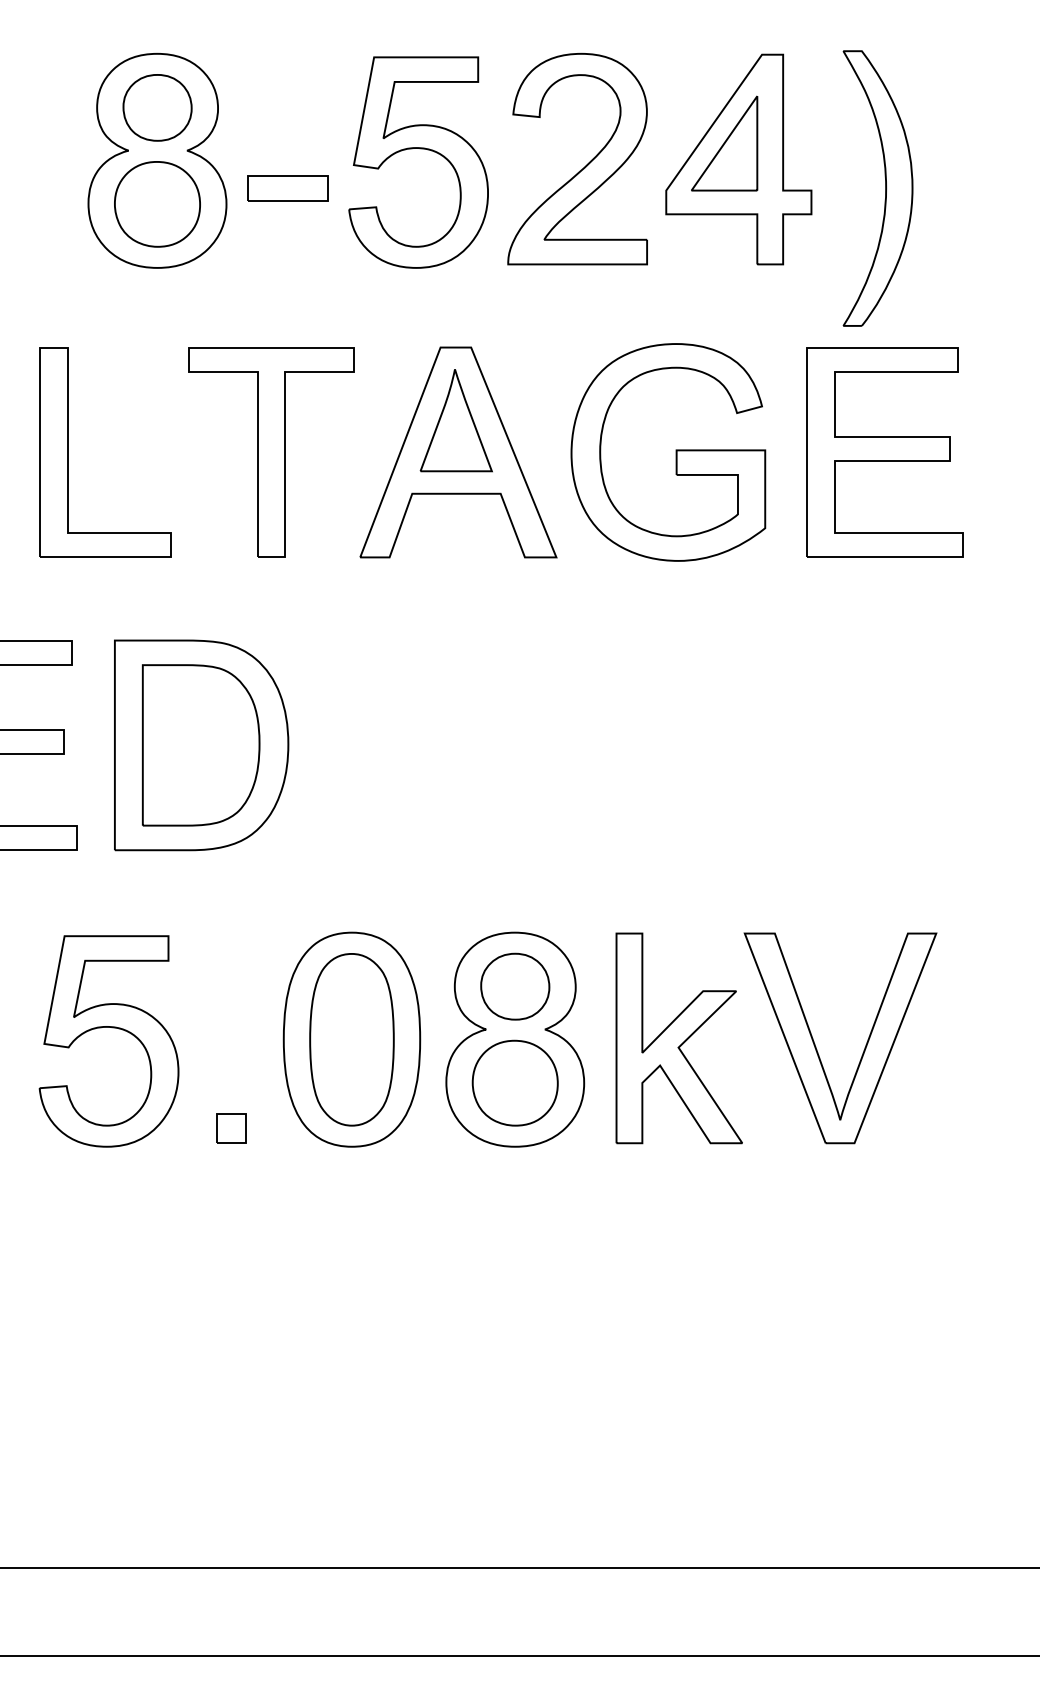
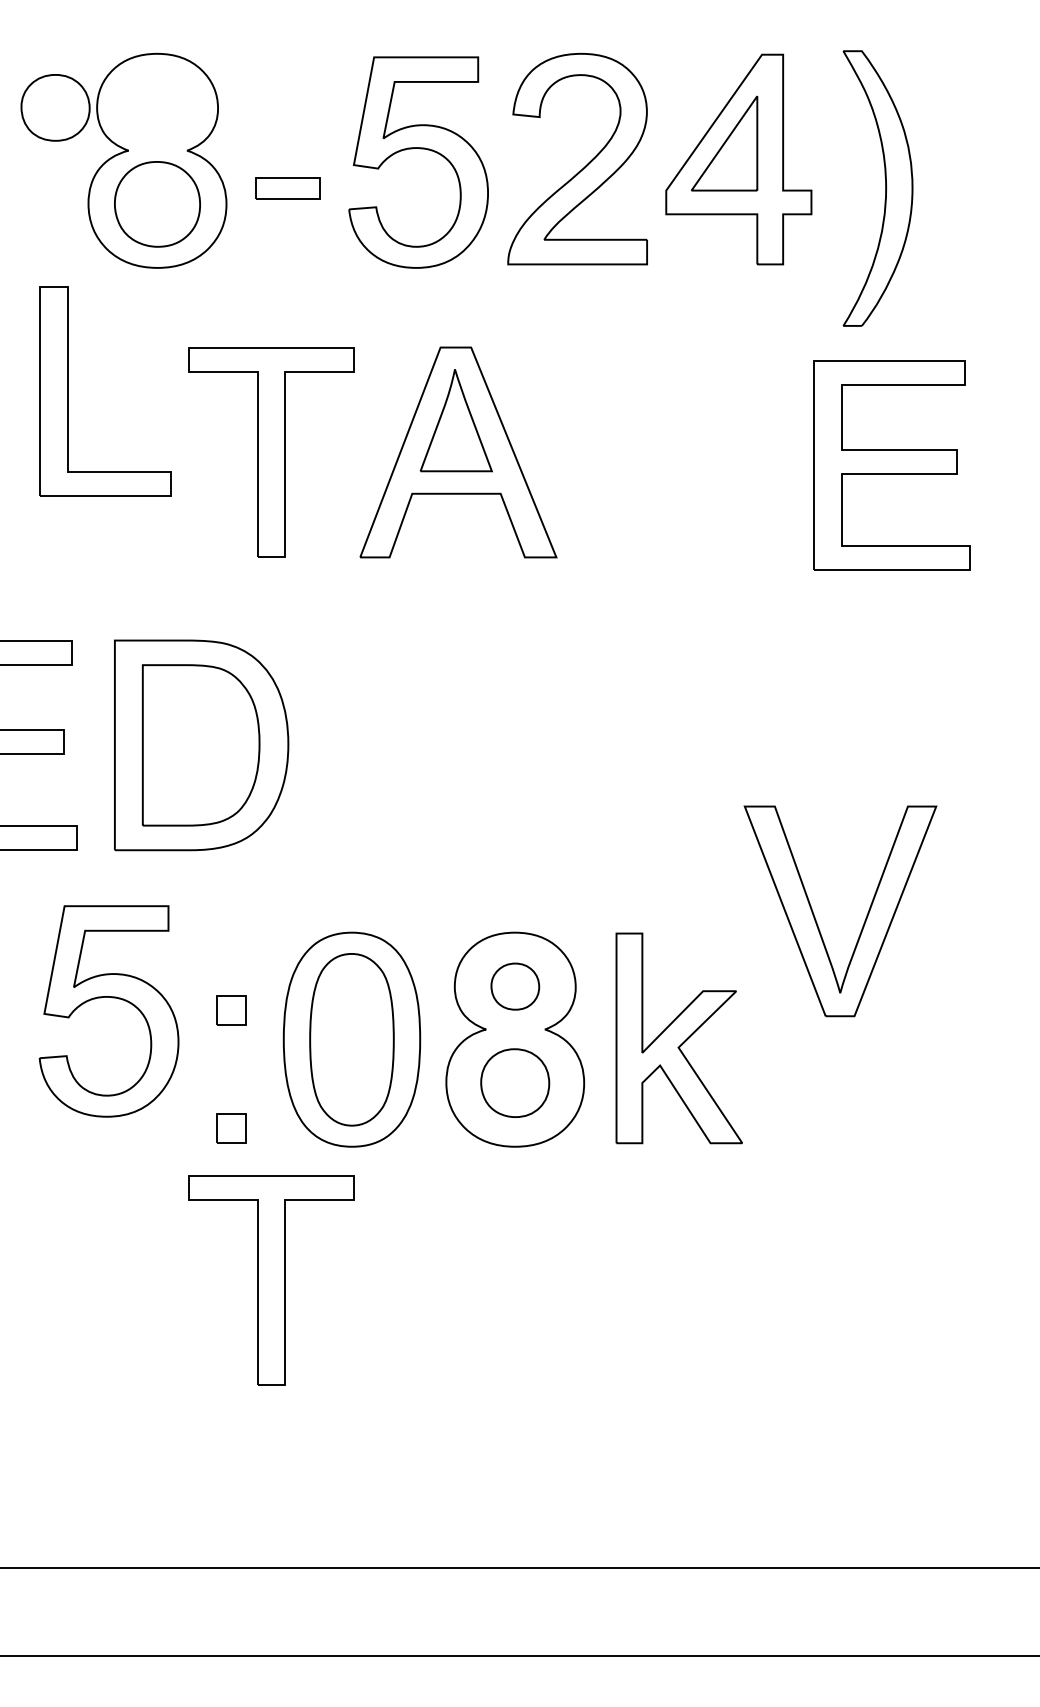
part position: (157, 107) -> (55, 107) (55, 107)
part size: 82x27 px -> 66x23 px (287, 188)
part position: (68, 452) -> (68, 391) (68, 391)
part: present -> none (675, 452)
part position: (884, 452) -> (891, 465) (891, 465)
part size: 71x69 px -> 51x49 px (515, 986)
part: none -> present (231, 1010)
part position: (112, 1028) -> (112, 998) (112, 998)
part position: (816, 1046) -> (816, 919) (816, 919)
part size: 88x88 px -> 71x70 px (515, 1082)
part: none -> present (271, 1280)
